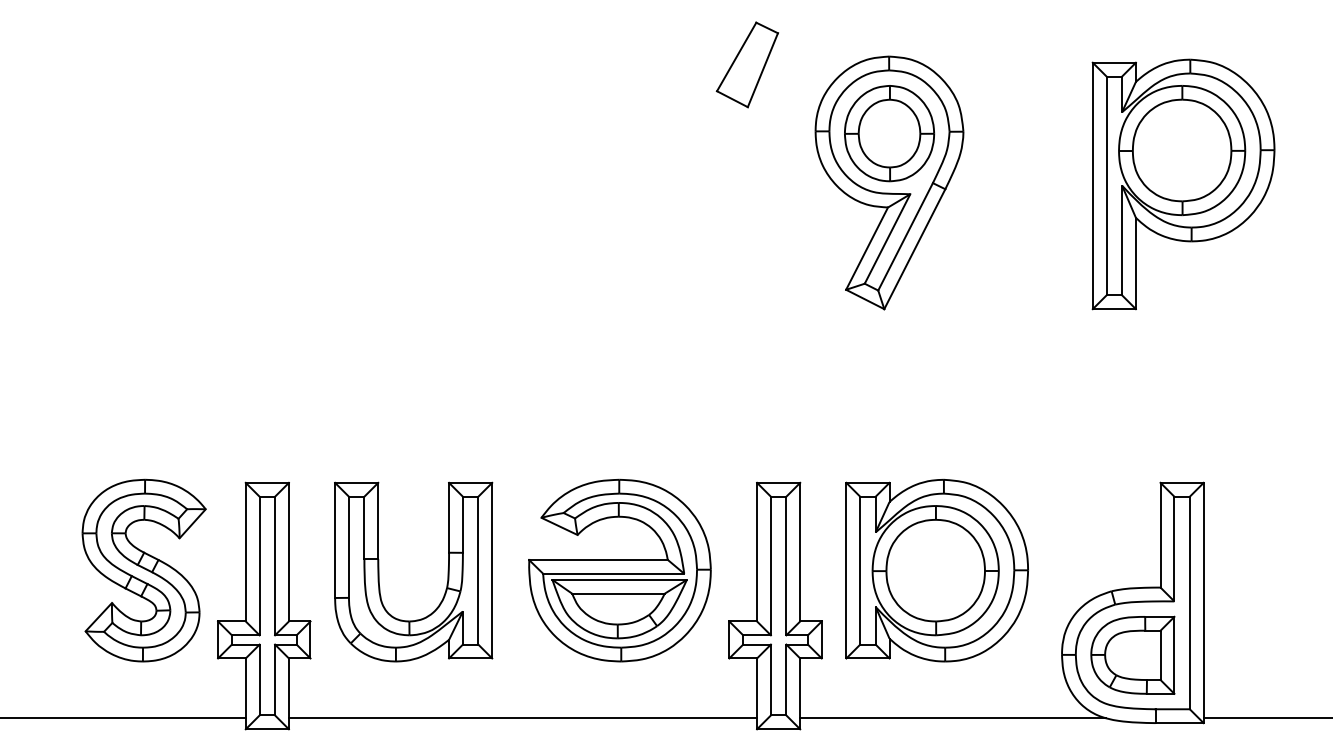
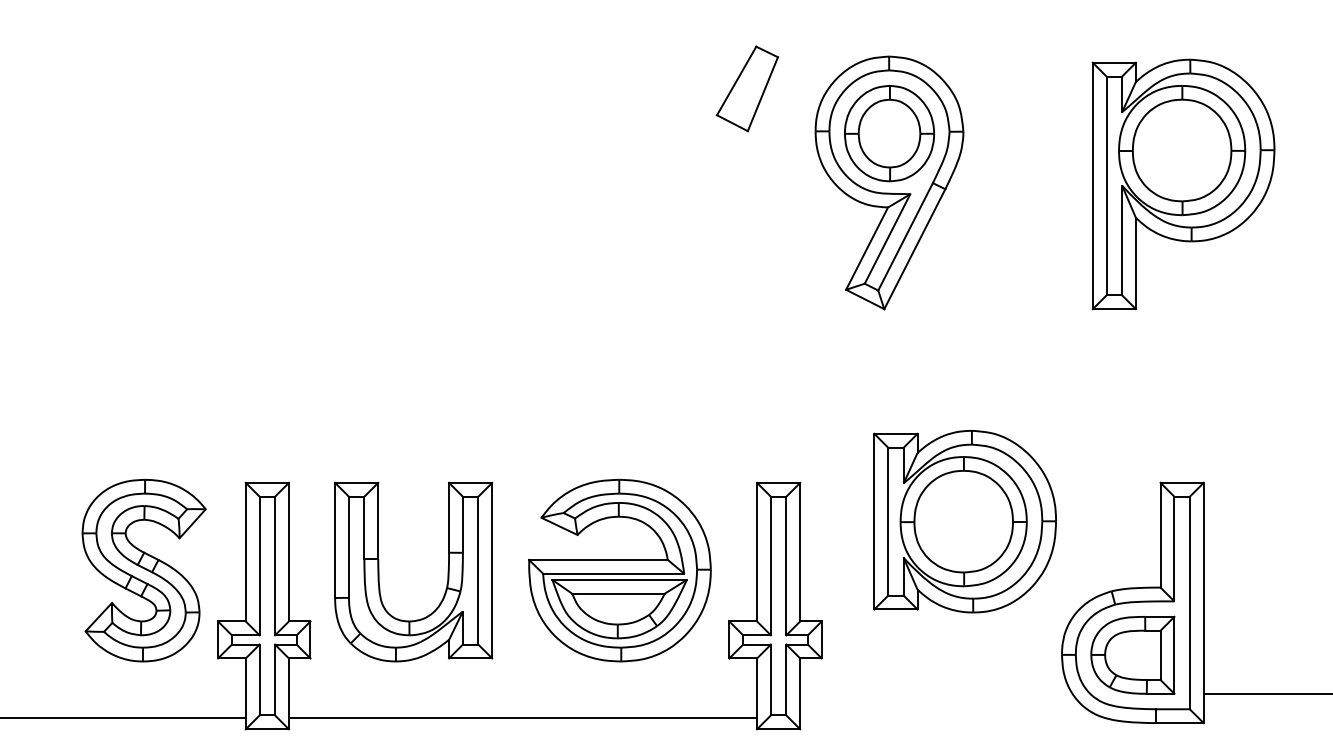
part position: (747, 64) -> (747, 88) (747, 88)
part position: (936, 570) -> (964, 521) (964, 521)
line: present -> none (952, 718)
line position: (1266, 718) -> (1266, 694) (1266, 694)
